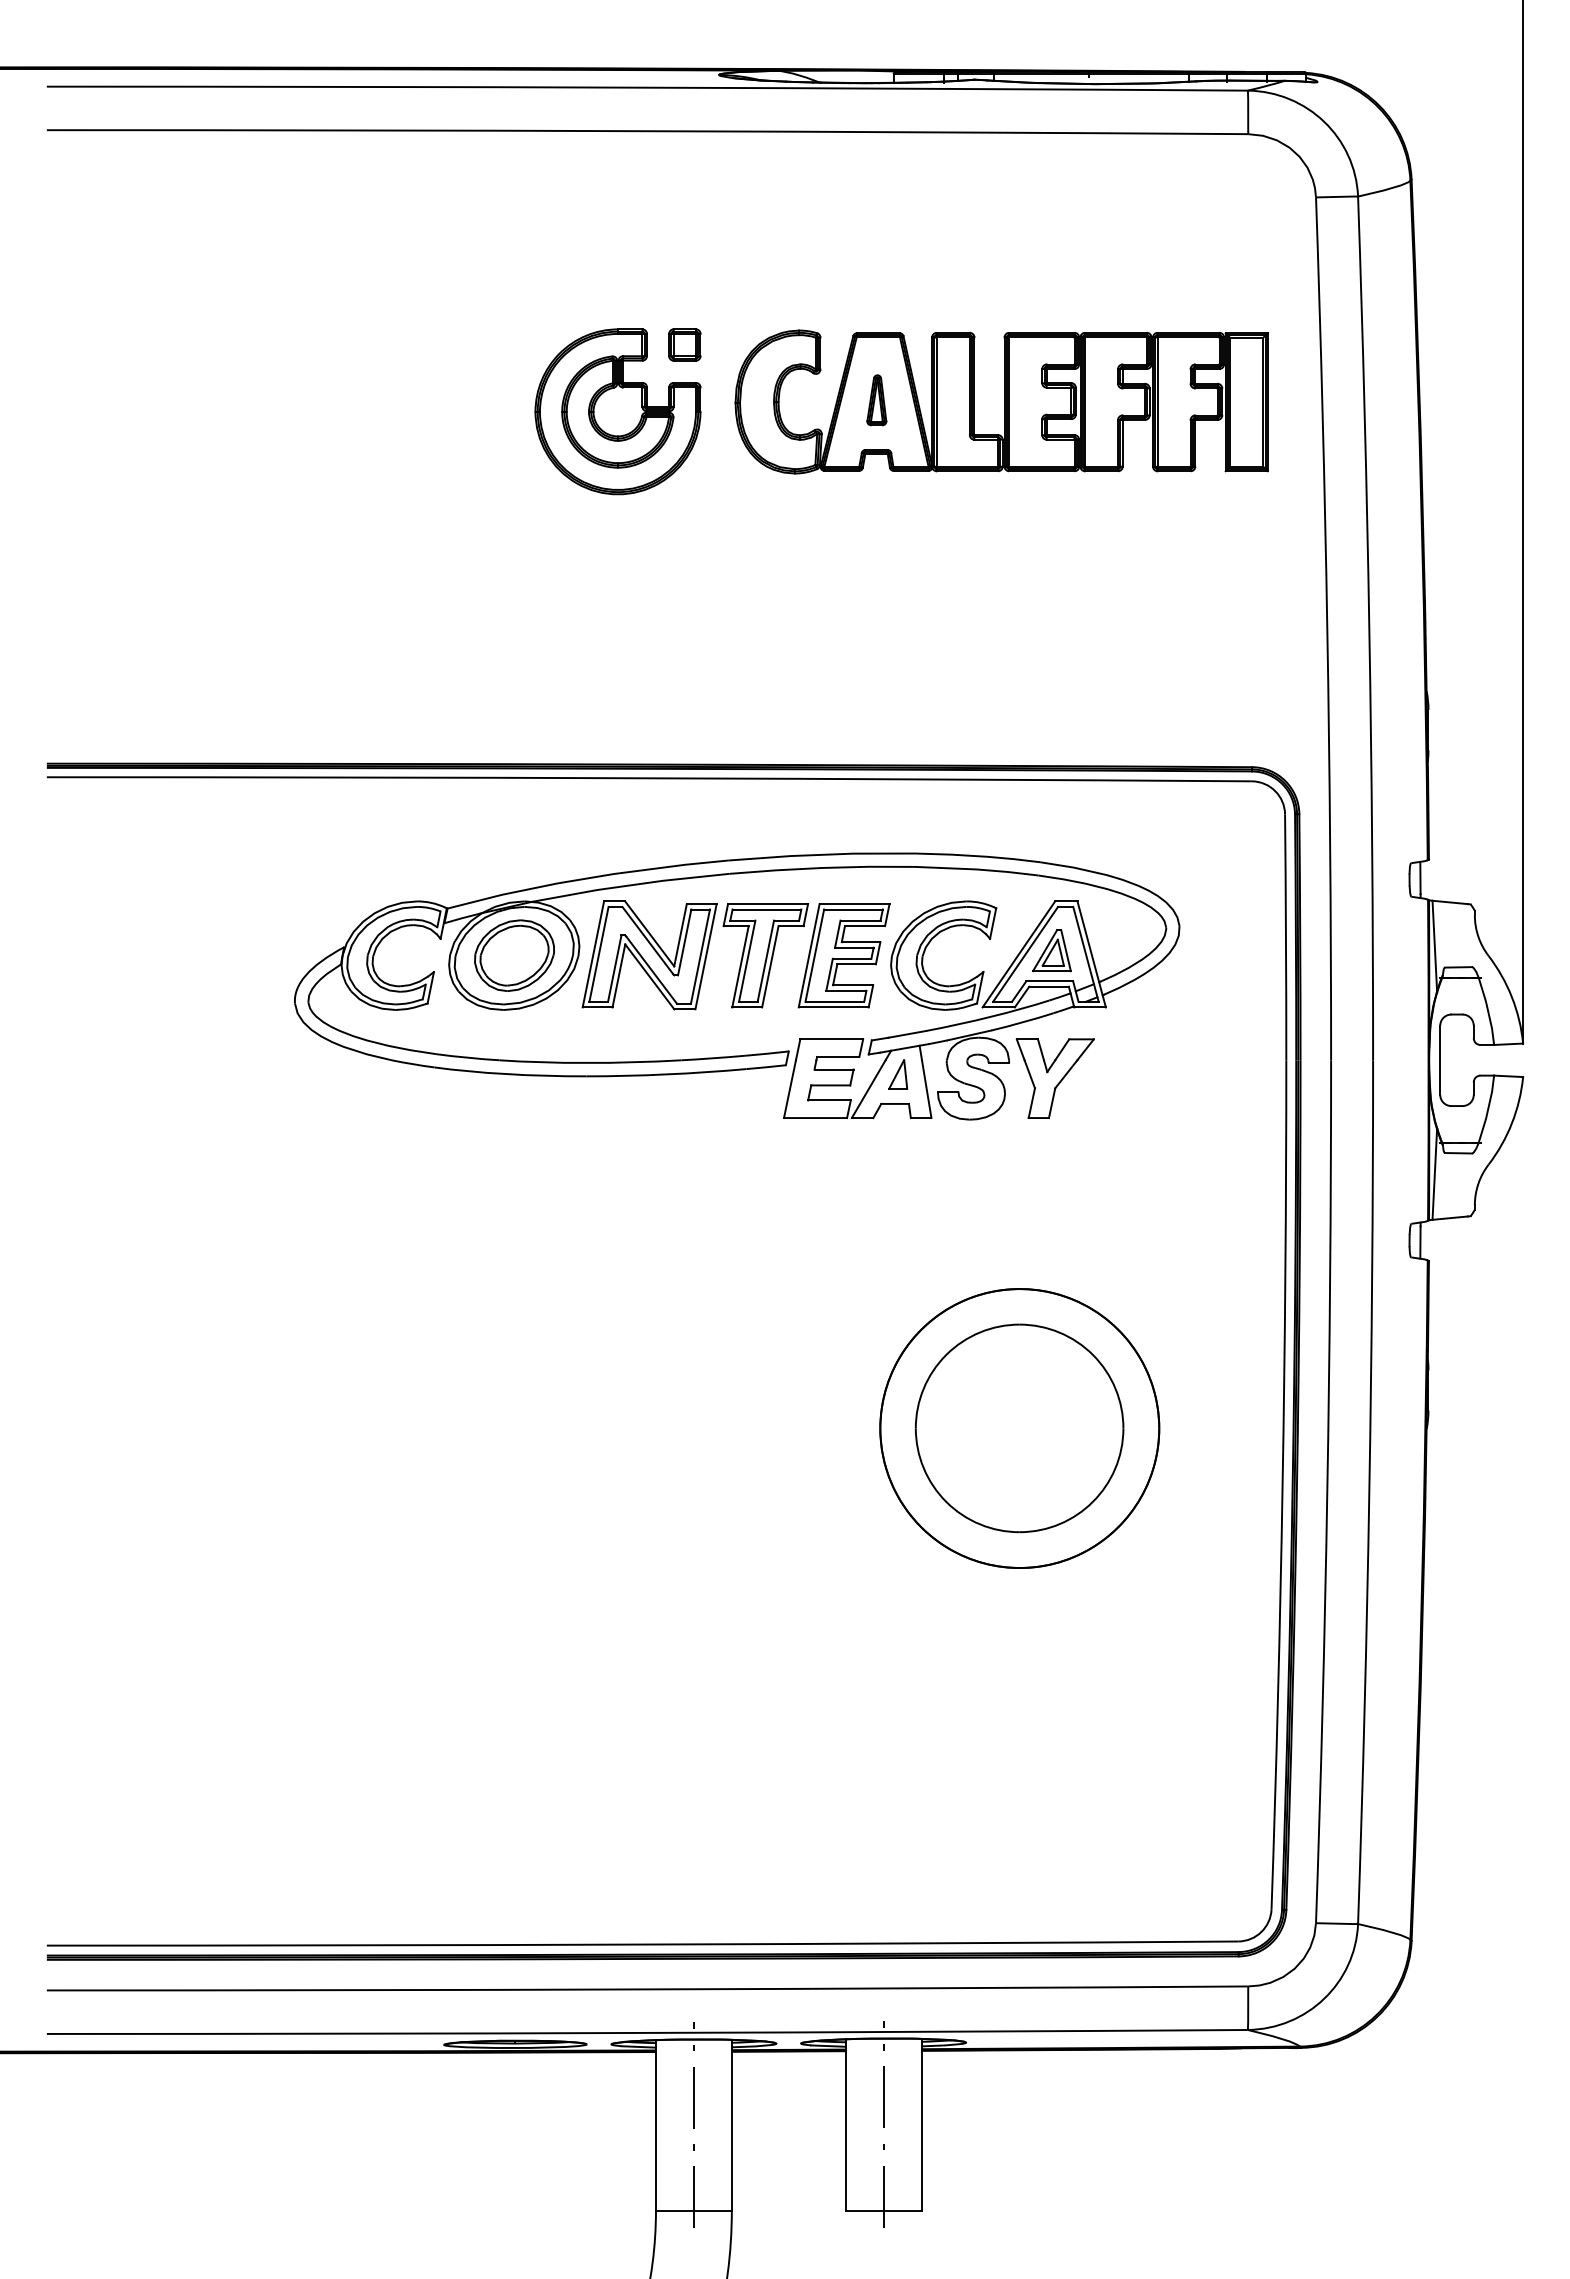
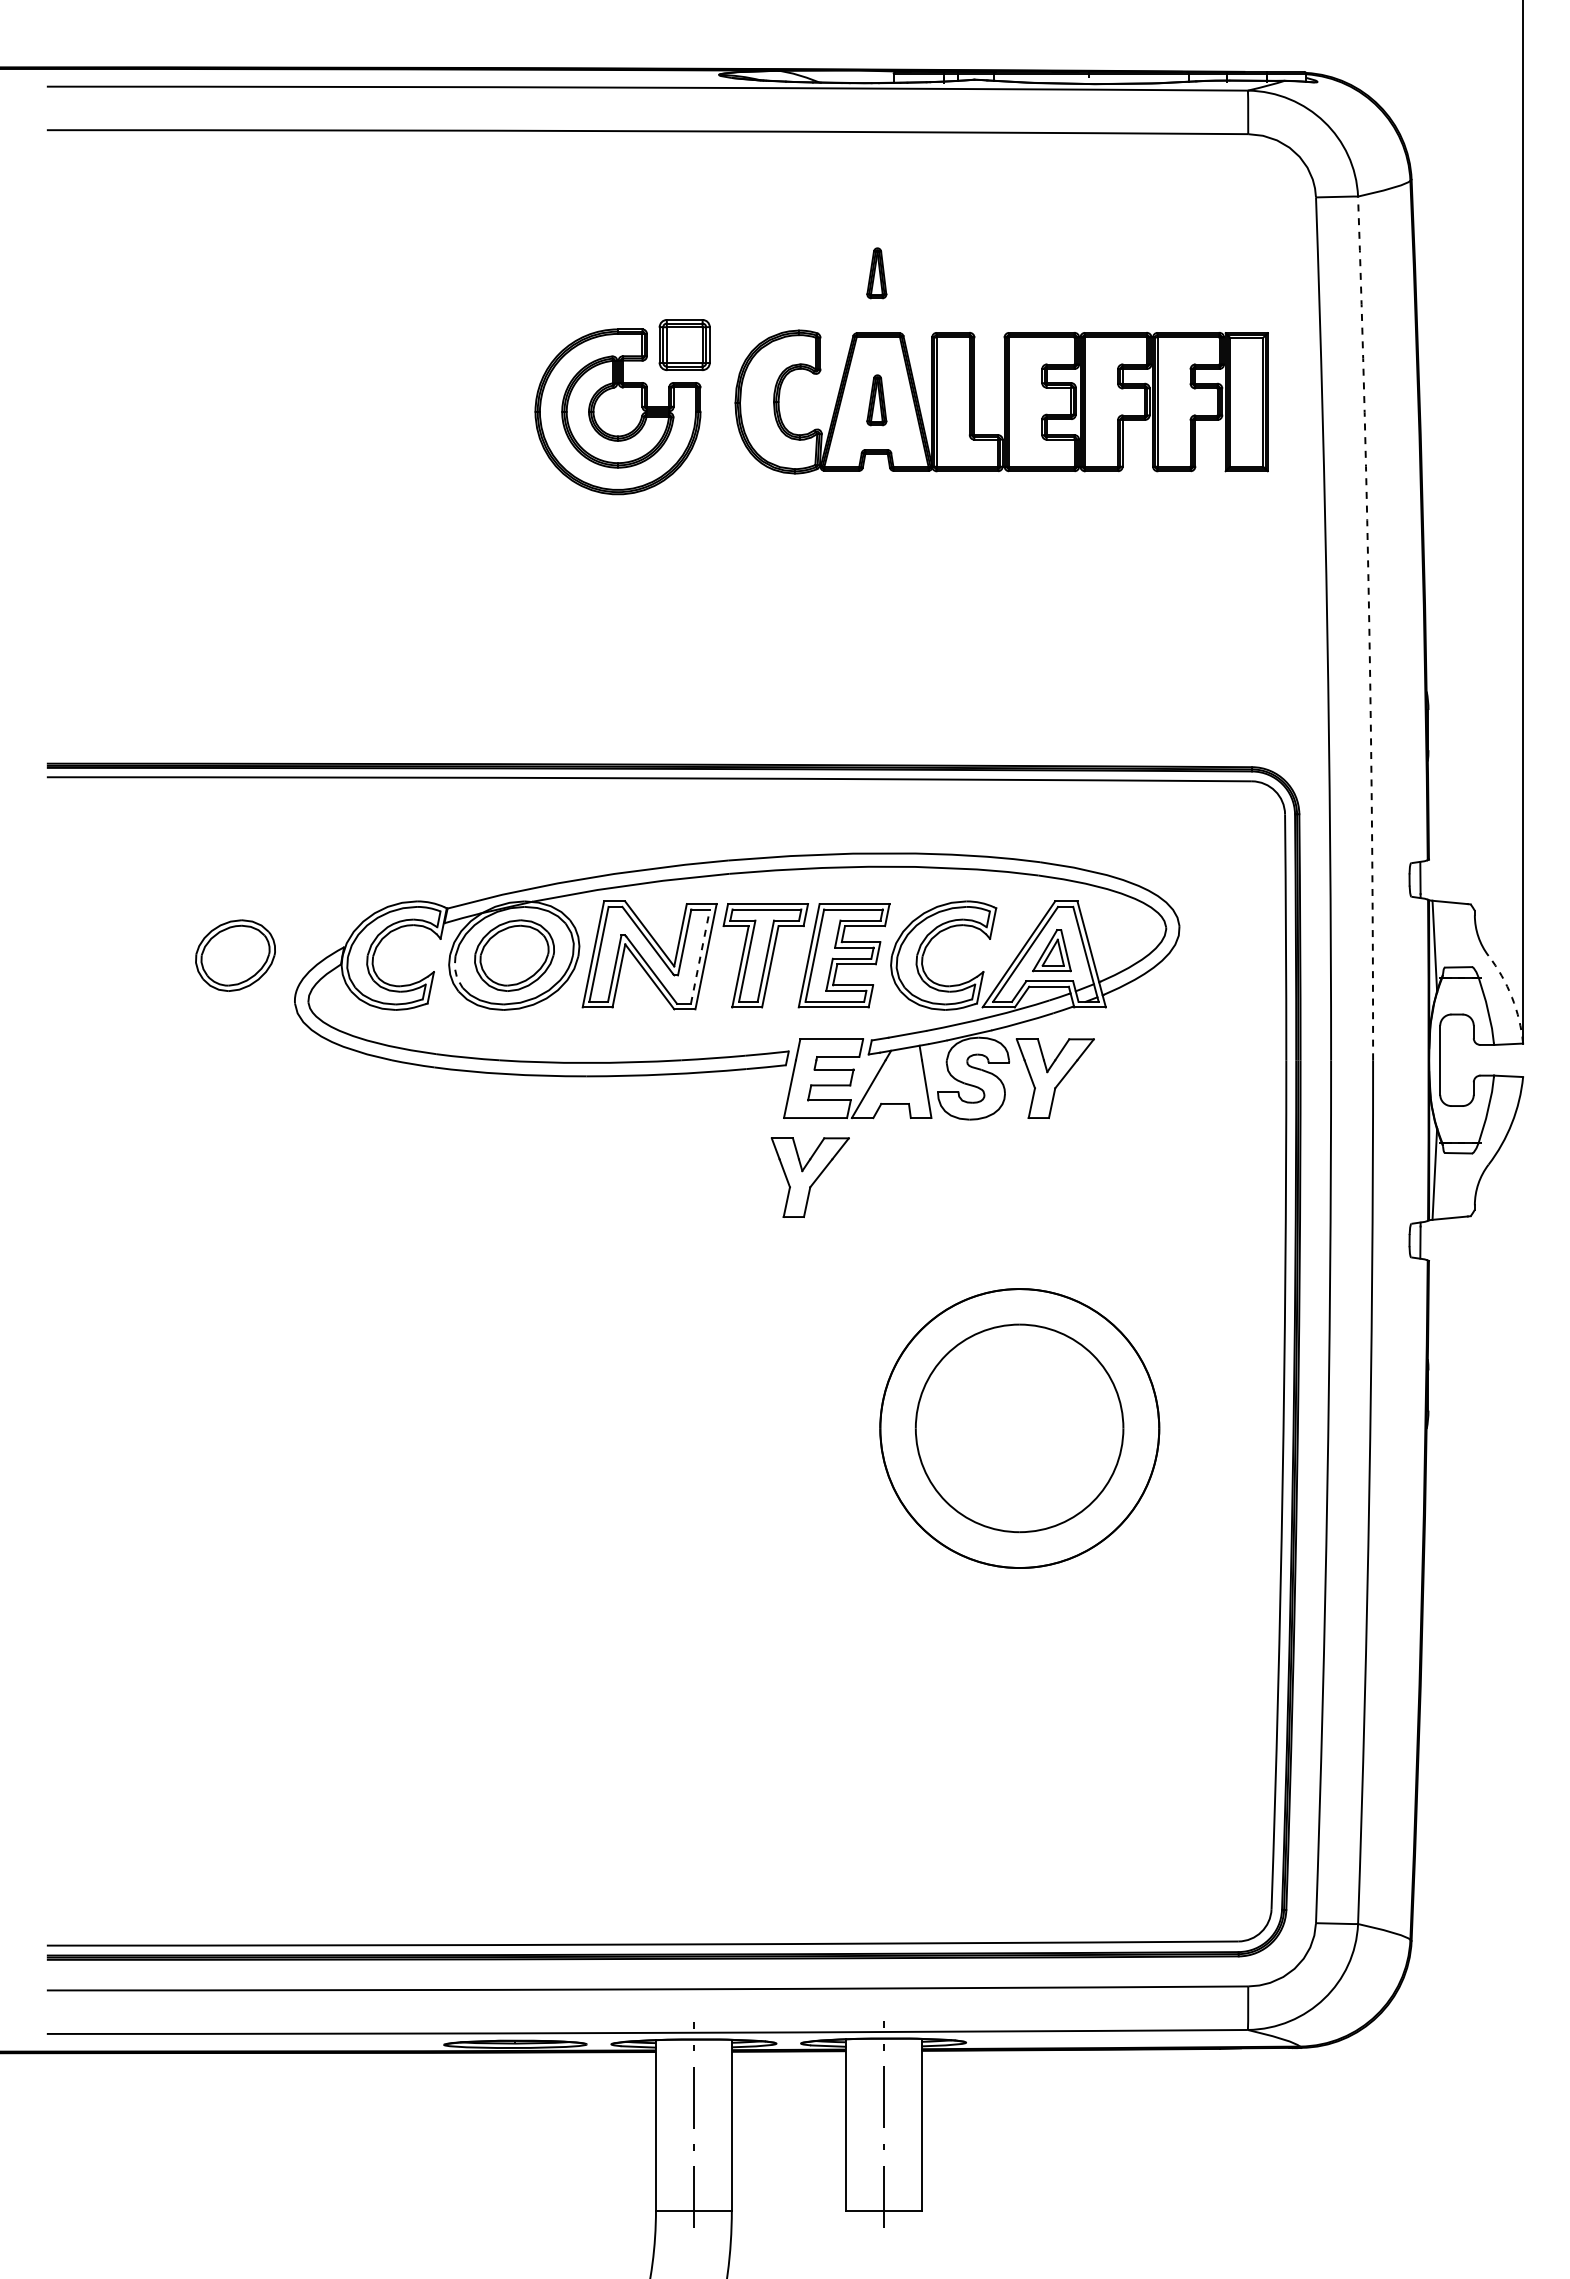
part: none -> present (876, 273)
part size: 34x34 px -> 53x53 px (684, 345)
arc: solid -> dashed (1369, 628)
part: none -> present (235, 955)
line: solid -> dashed (700, 956)
line: solid -> dashed (455, 973)
arc: solid -> dashed (1511, 997)
part: present -> none (898, 1074)
part: none -> present (809, 1177)
